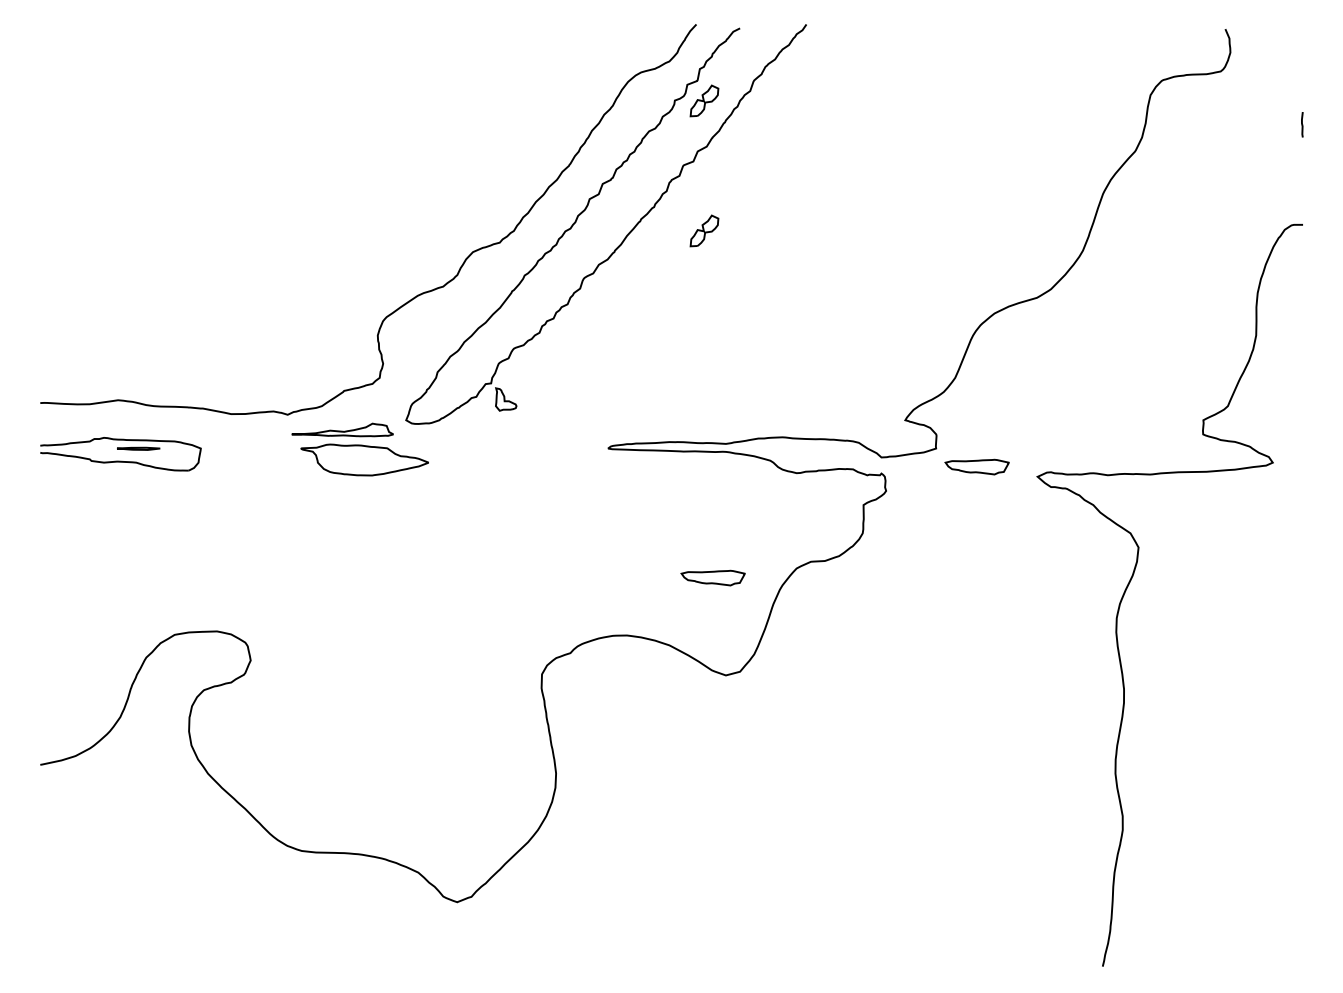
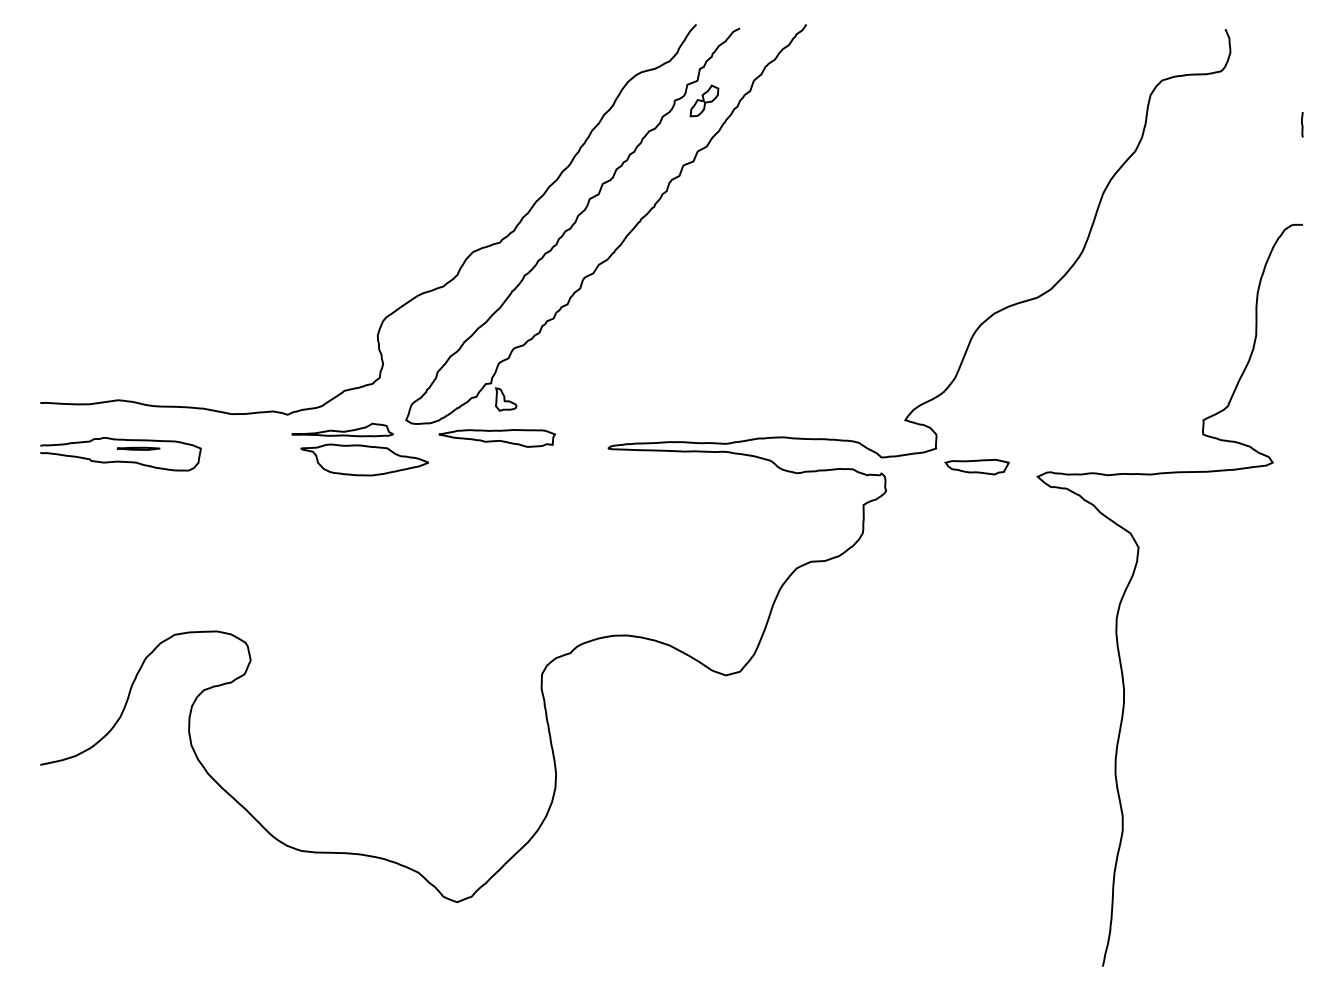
part: present -> none (704, 230)
part: none -> present (497, 438)
part: present -> none (712, 577)
